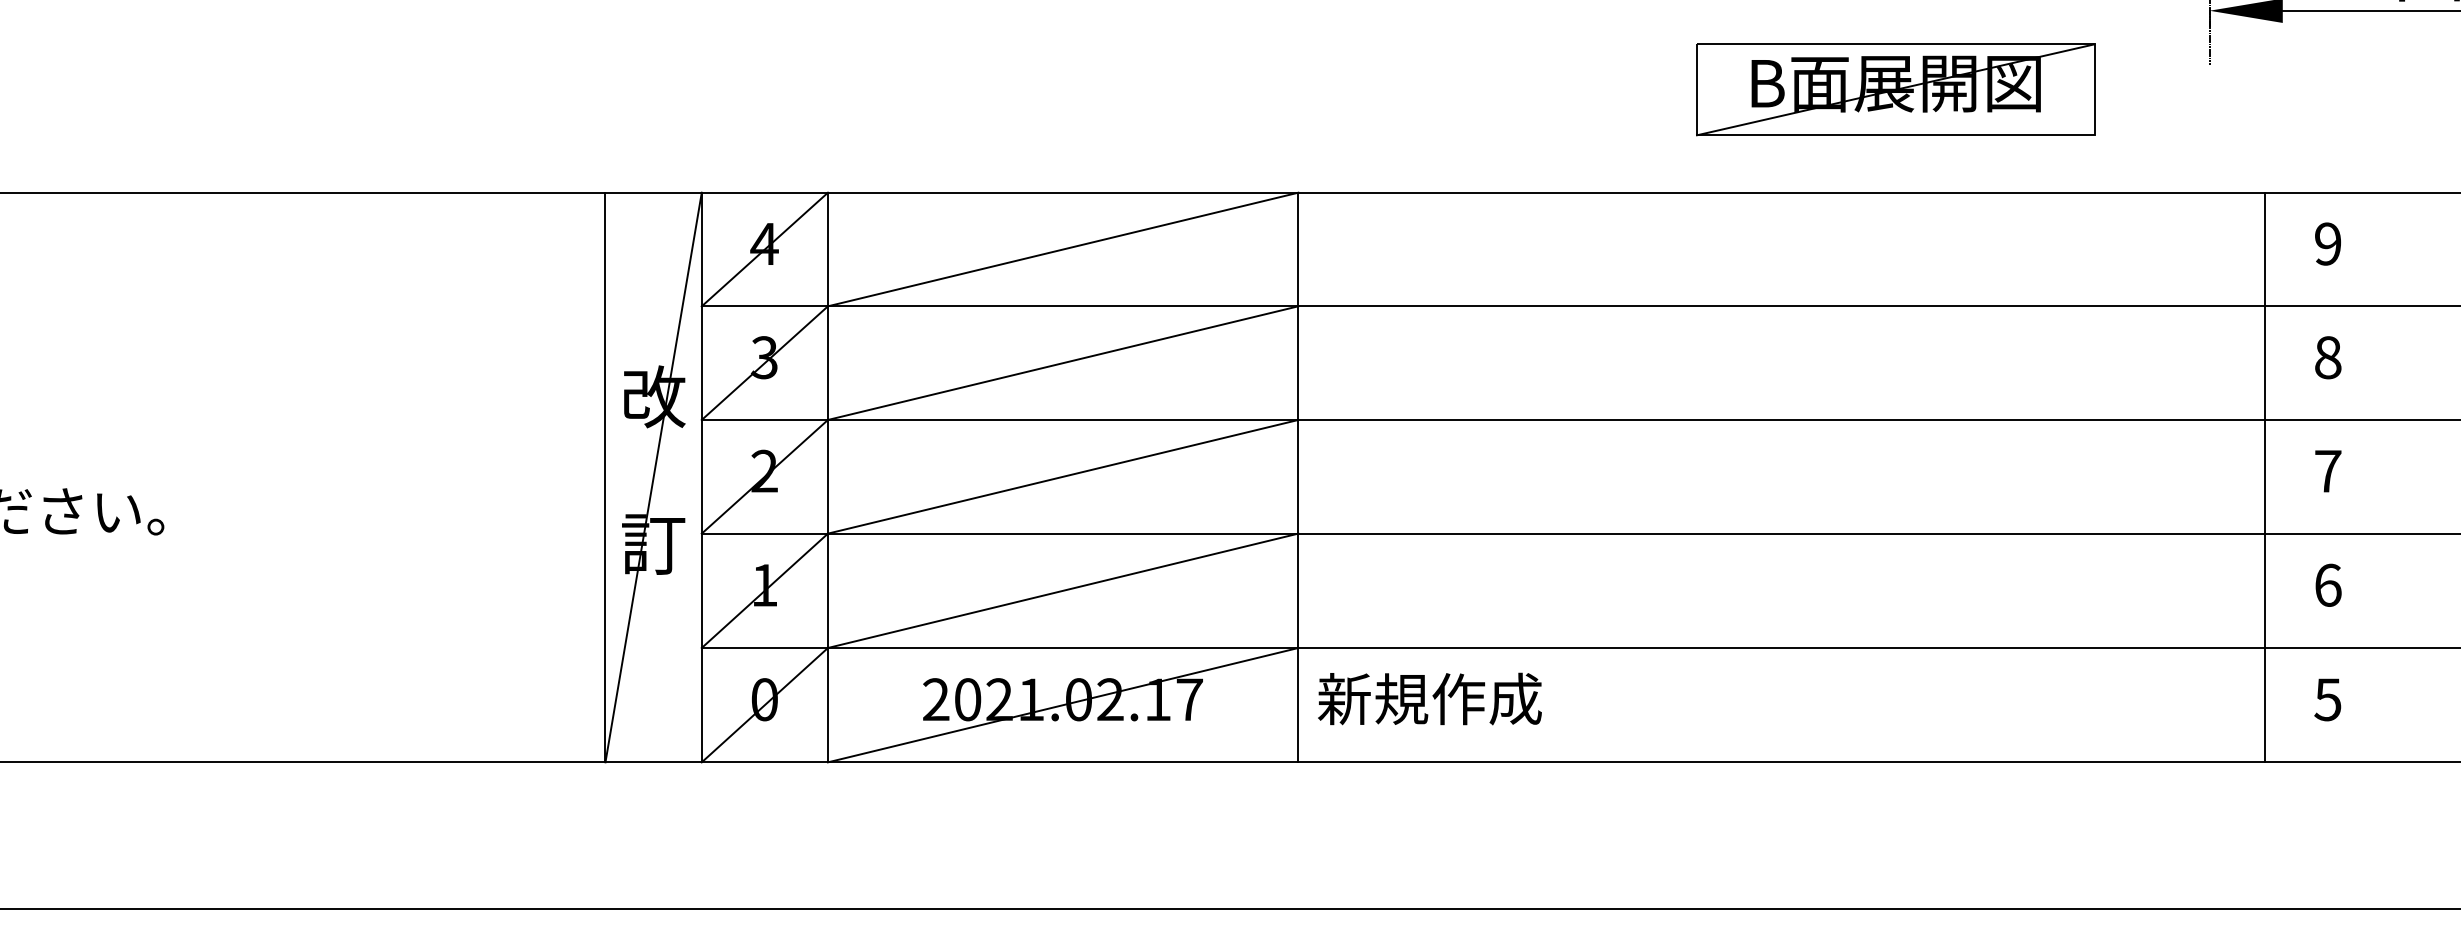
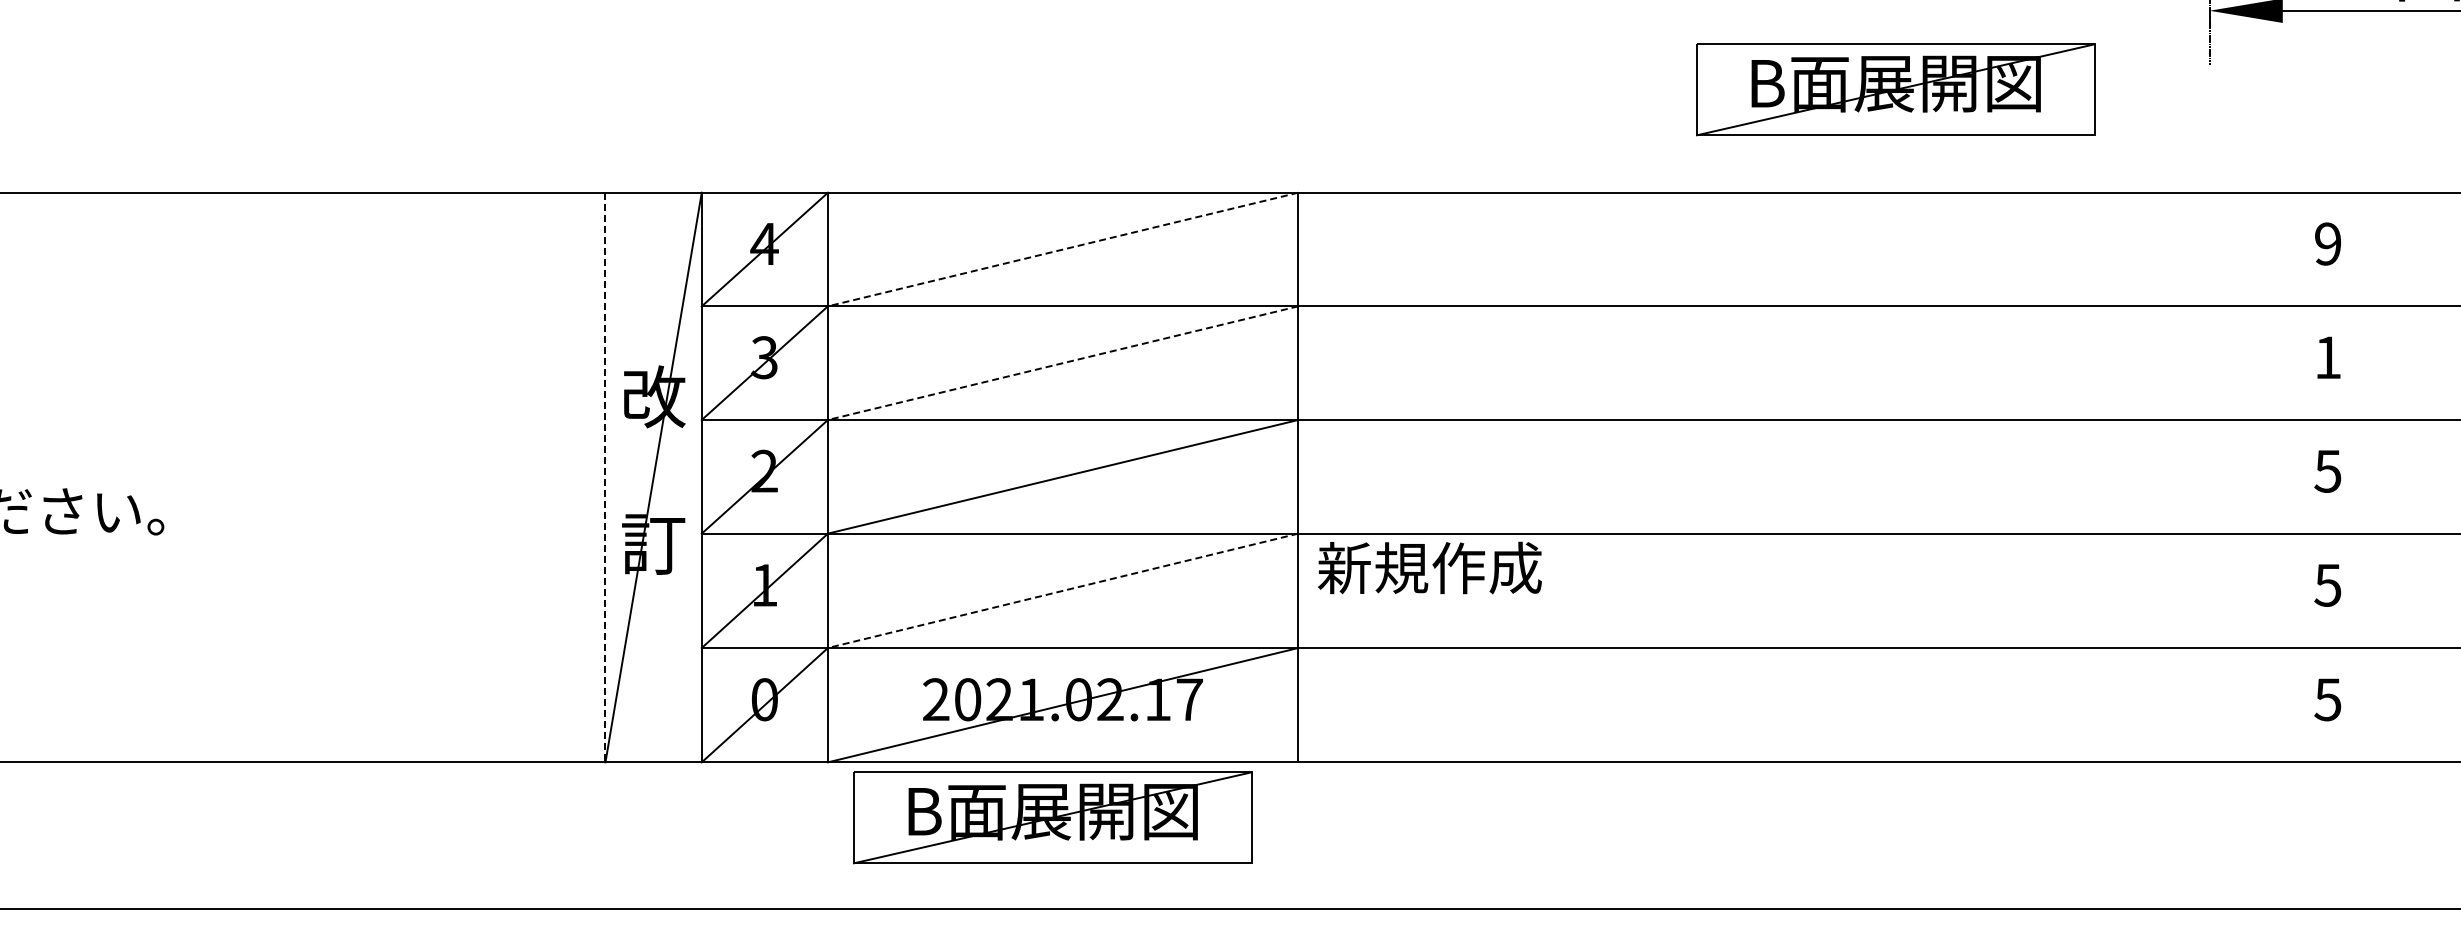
line: solid -> dashed (1063, 249)
text: 8 -> 1 (2328, 357)
line: solid -> dashed (1063, 363)
text: 7 -> 5 (2327, 471)
line: solid -> dashed (605, 477)
line: present -> none (2265, 477)
text: 6 -> 5 (2327, 584)
line: solid -> dashed (1062, 590)
text position: (1429, 698) -> (1429, 567) (1429, 567)
part: none -> present (1052, 817)
